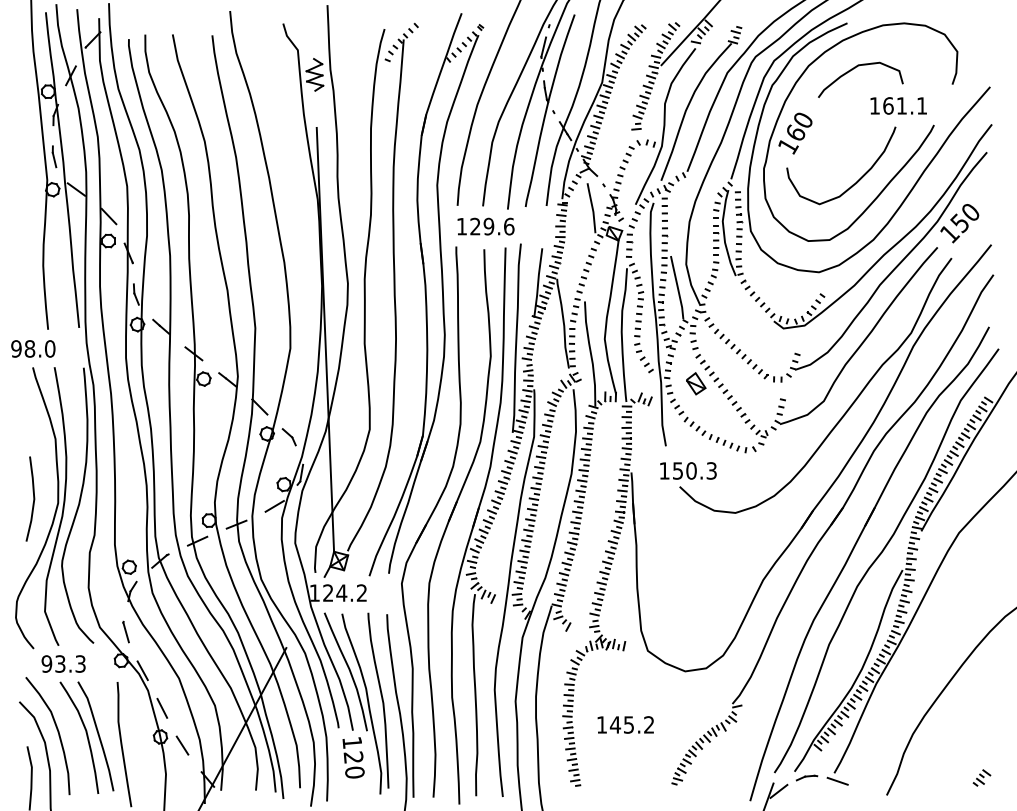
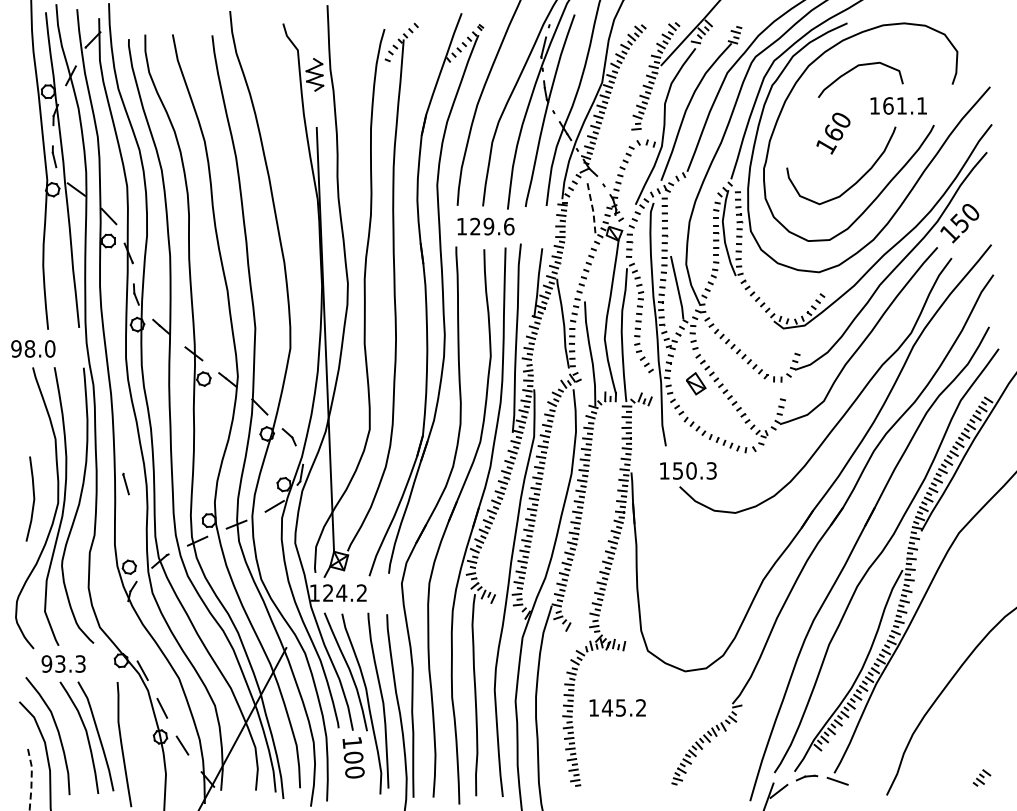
text position: (795, 133) -> (833, 133) (833, 133)
line: solid -> dashed (592, 208)
line position: (125, 631) -> (125, 483) (125, 483)
text position: (625, 724) -> (617, 707) (617, 707)
text: 120 -> 100 (353, 757)
line: solid -> dashed (31, 778)
